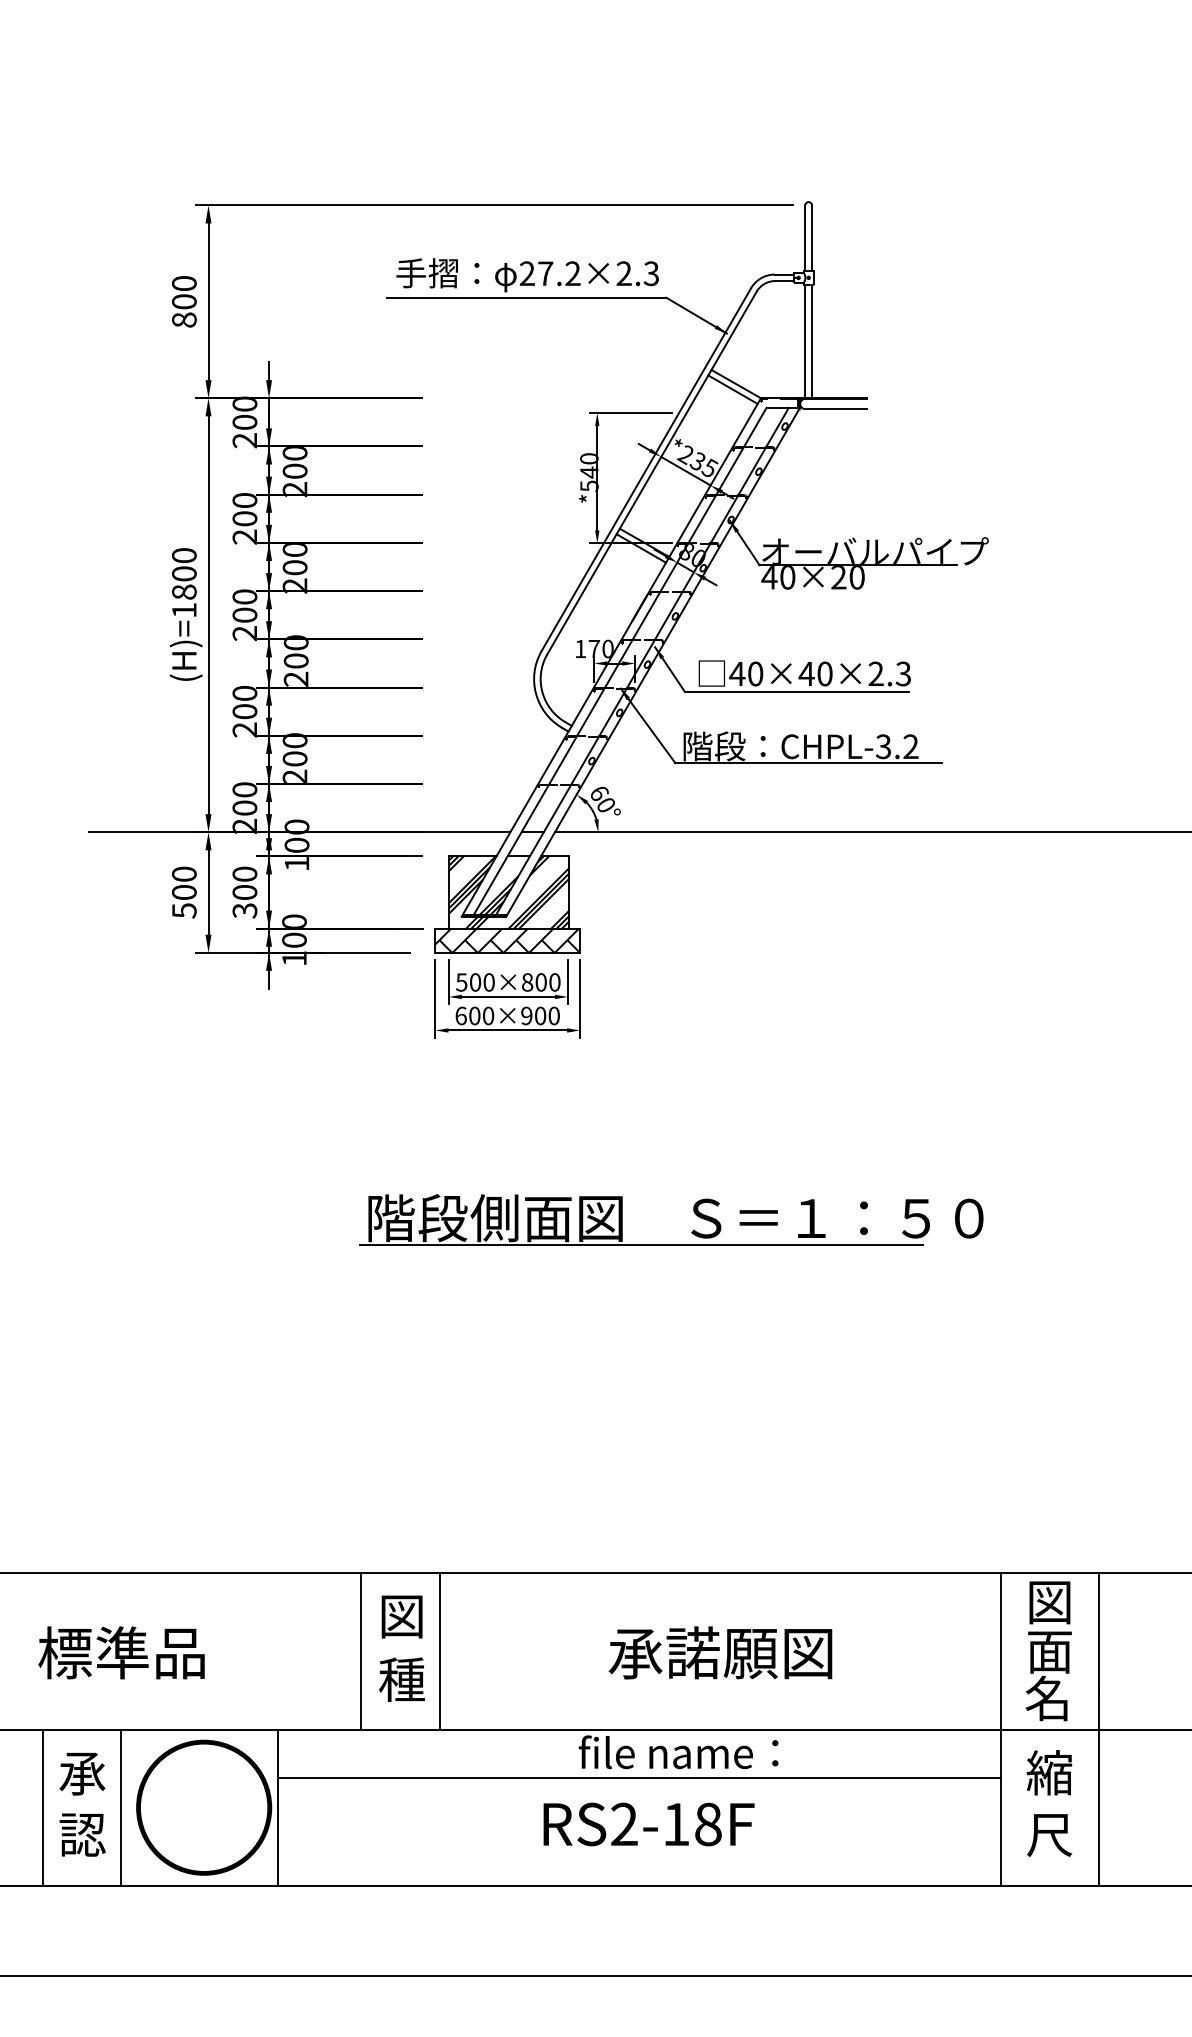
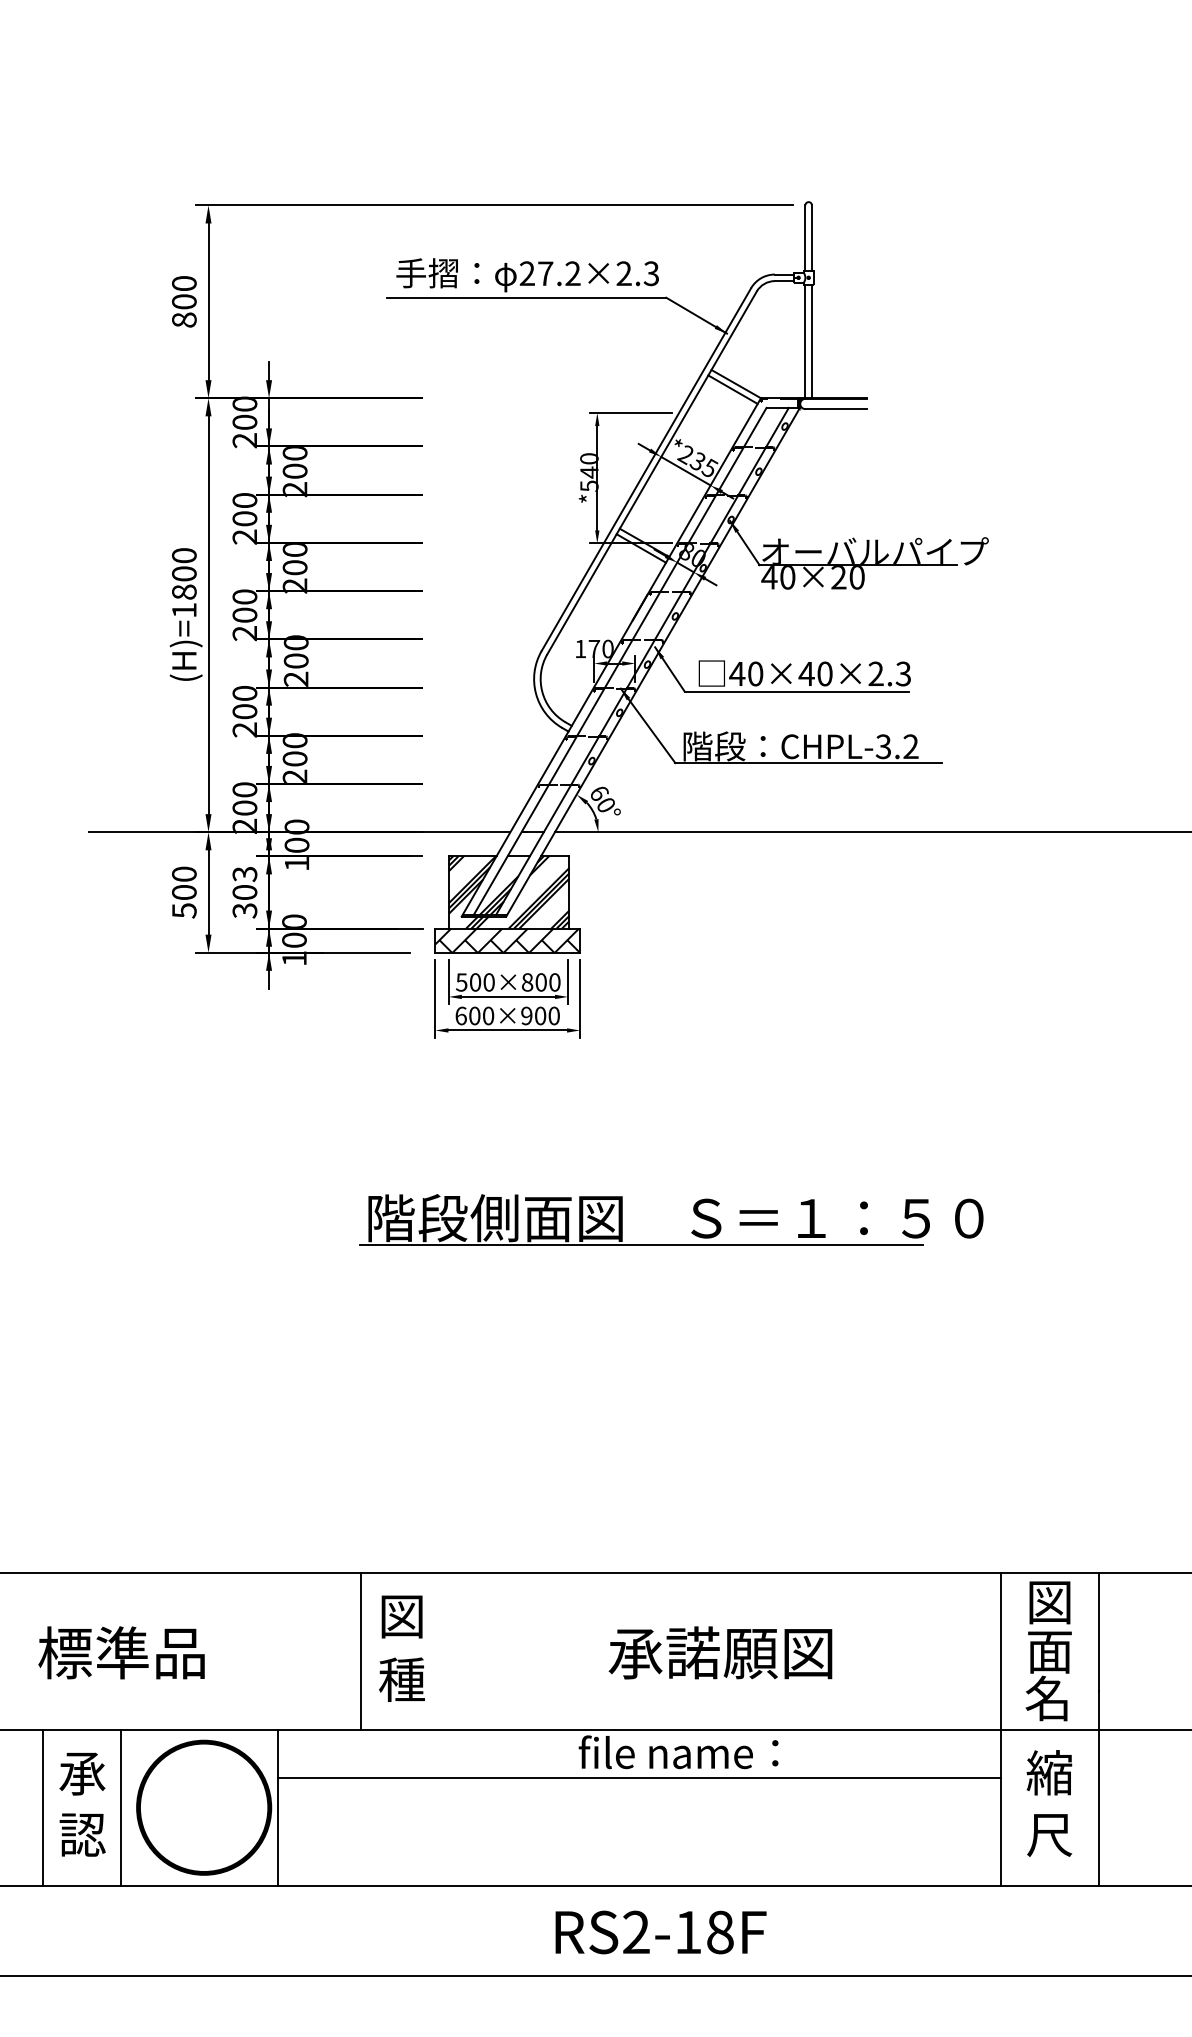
text: 300 -> 303 (244, 874)
line: present -> none (439, 1650)
text position: (648, 1824) -> (660, 1932) (660, 1932)
